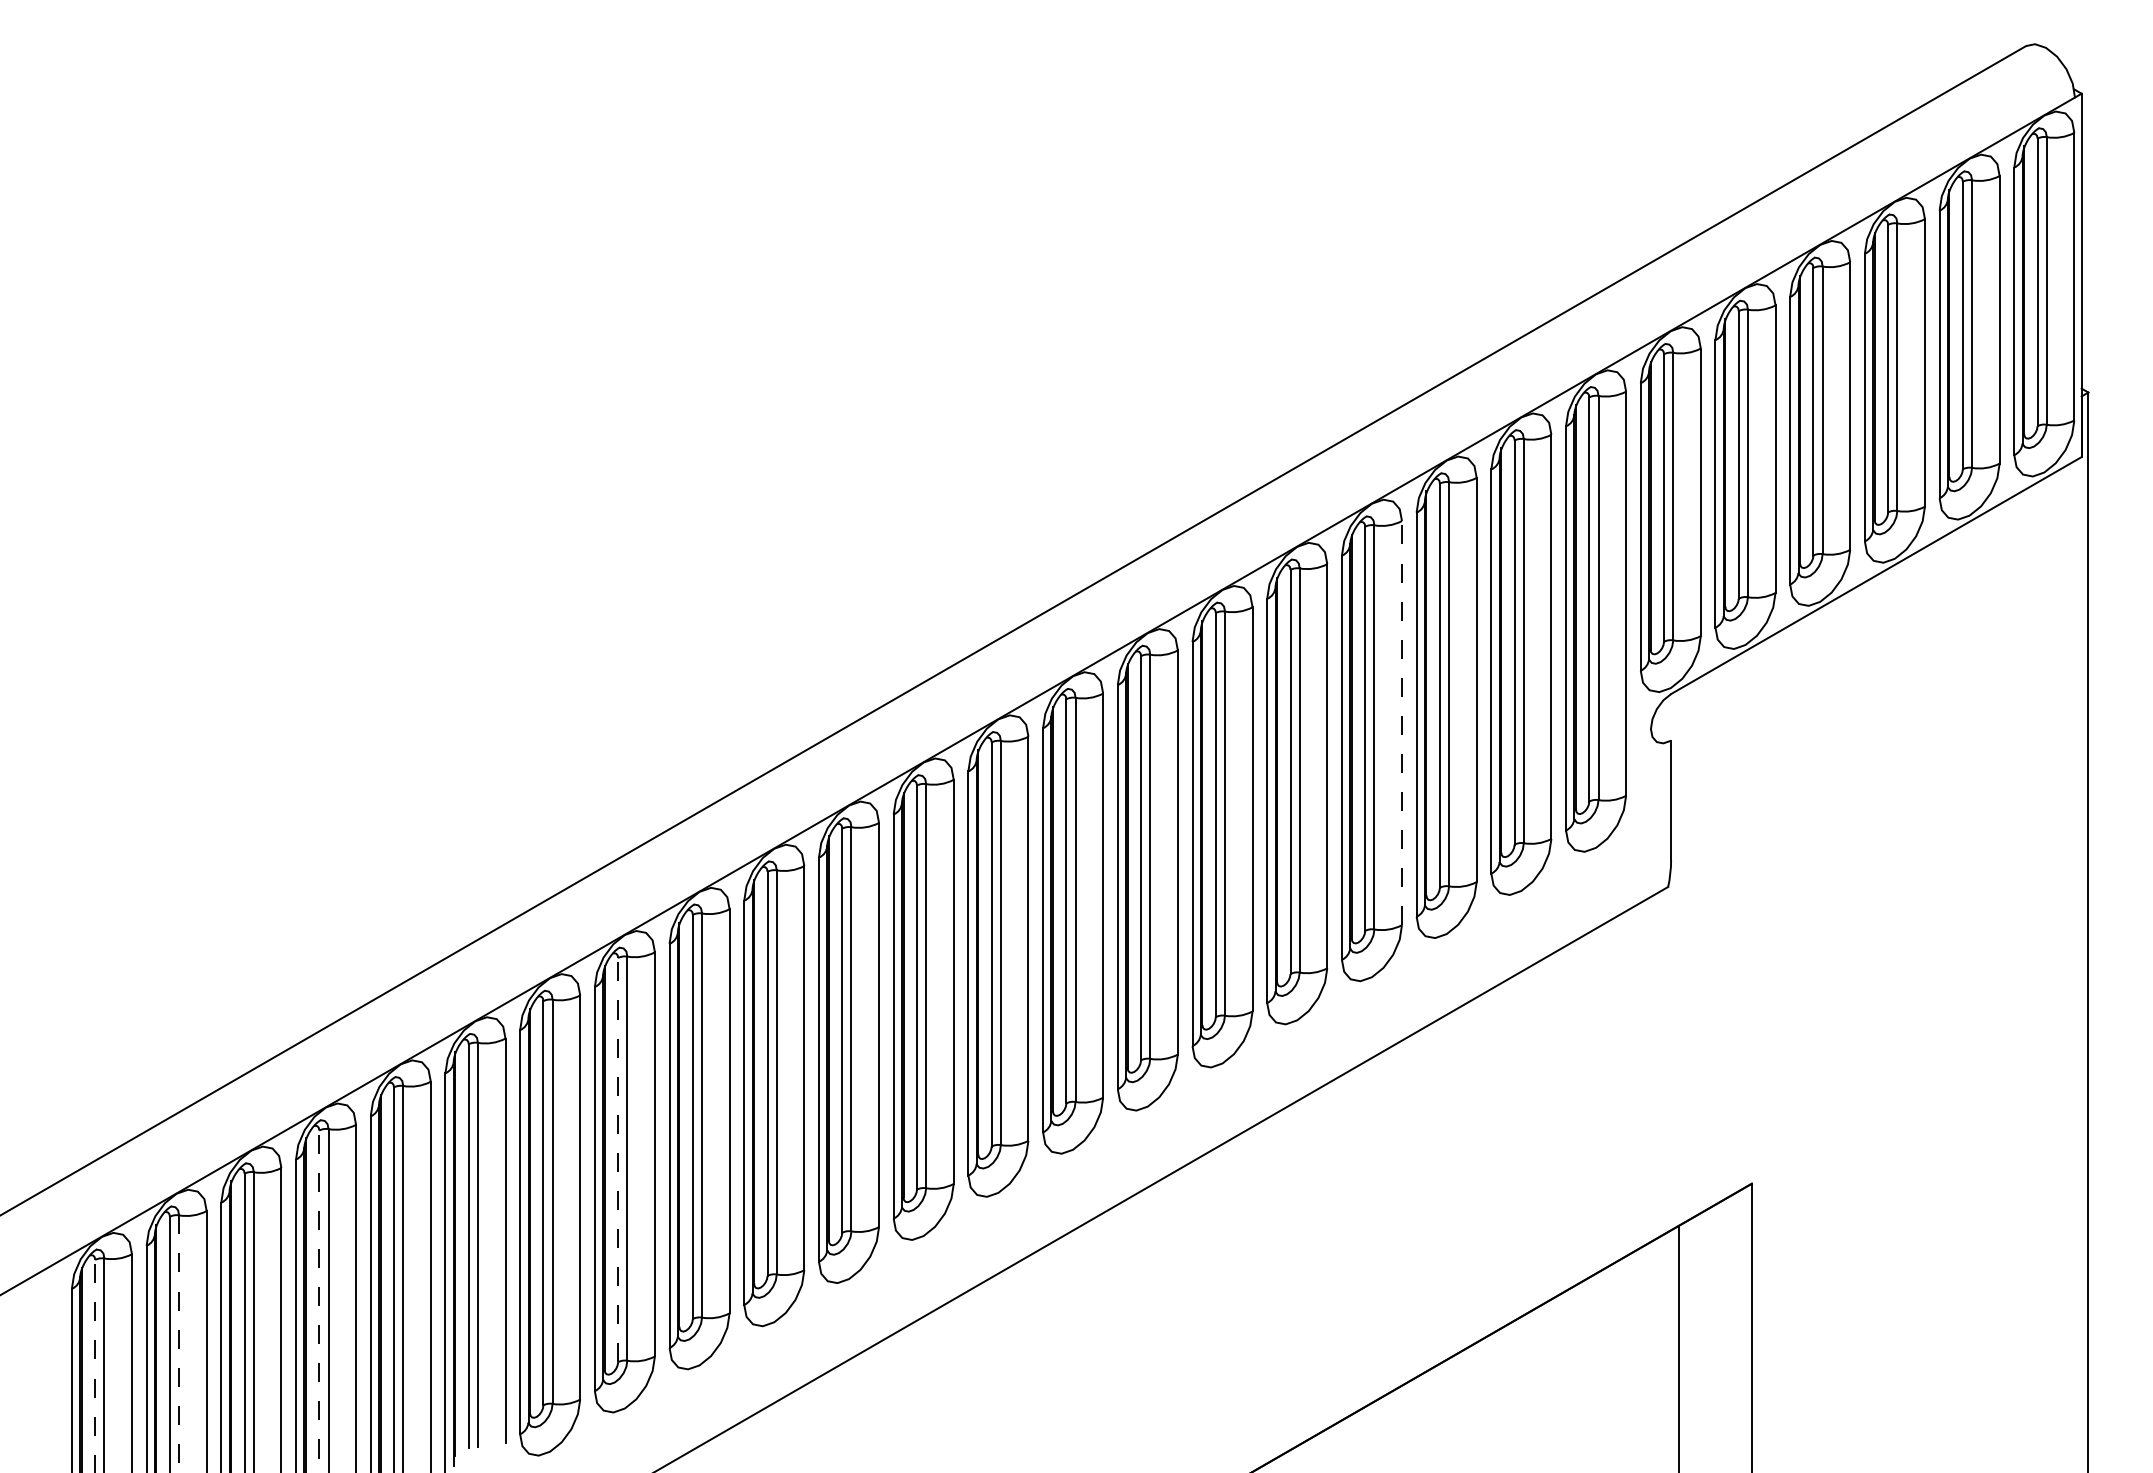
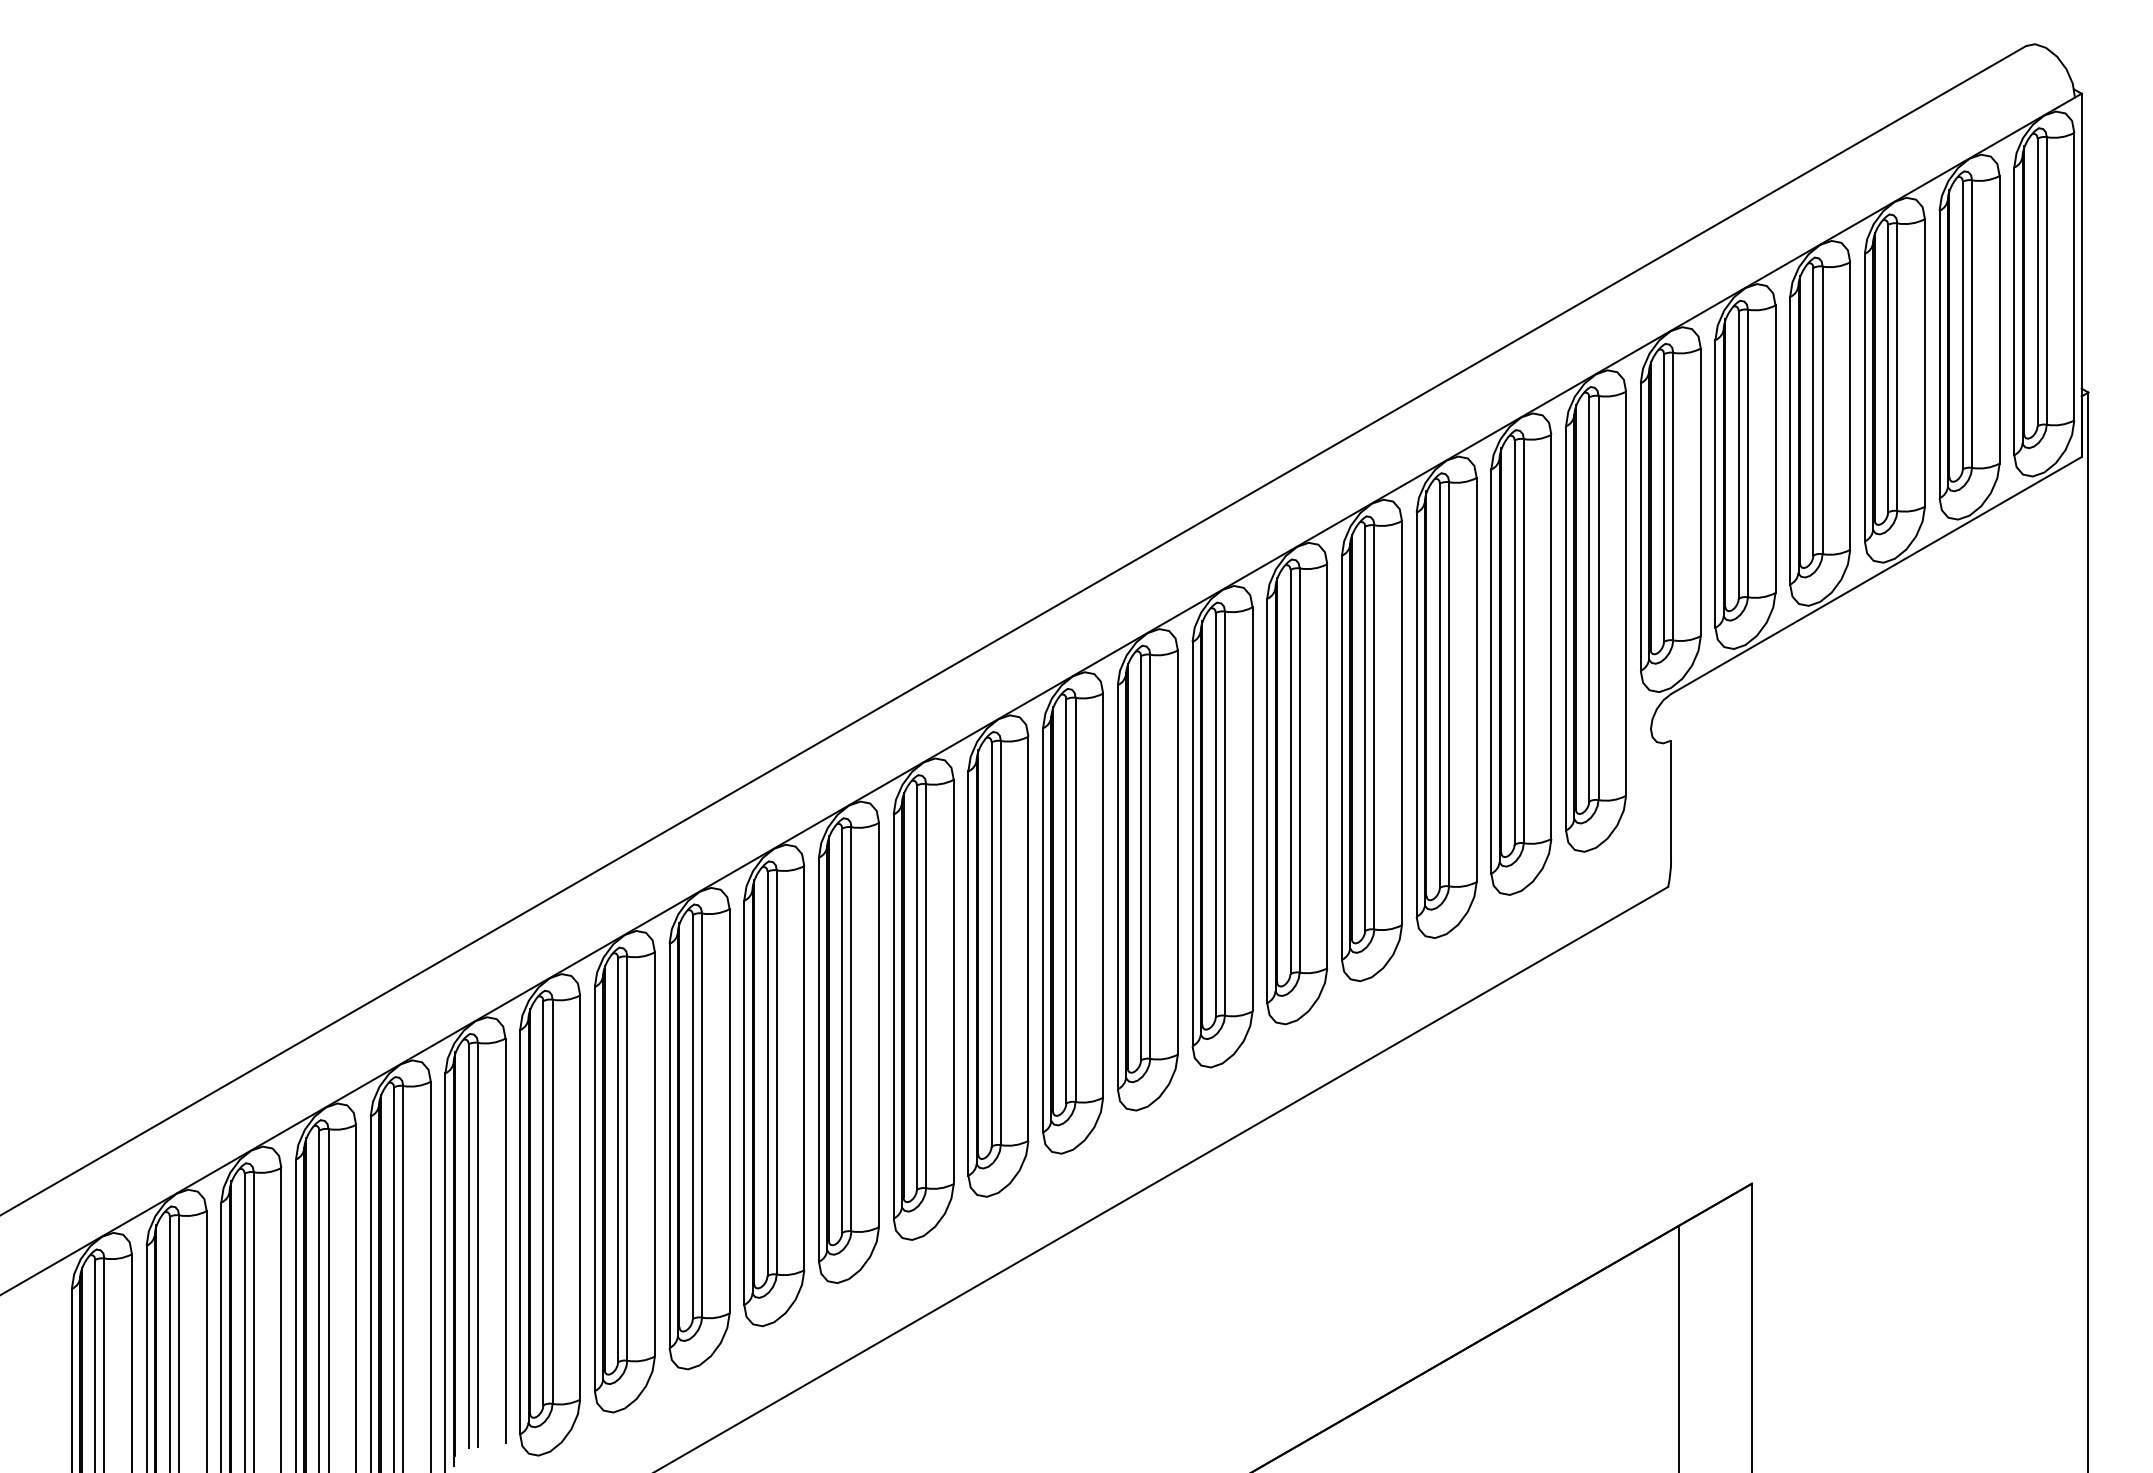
line: dashed -> solid (1401, 722)
line: dashed -> solid (618, 1159)
line: dashed -> solid (319, 1301)
line: dashed -> solid (179, 1344)
line: dashed -> solid (95, 1365)
